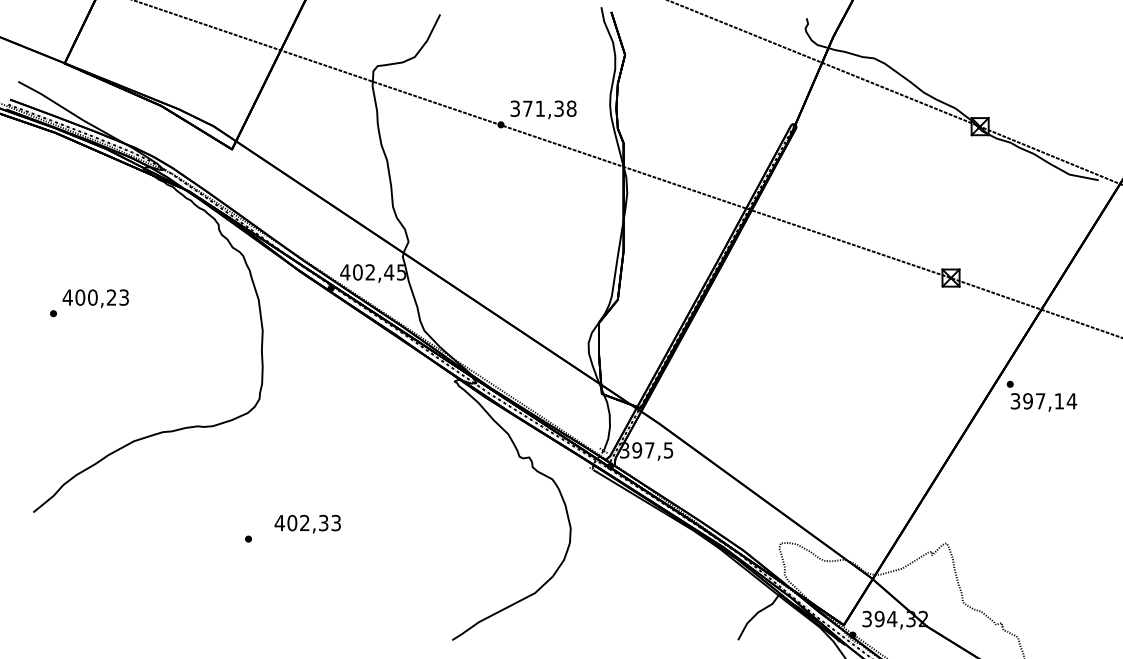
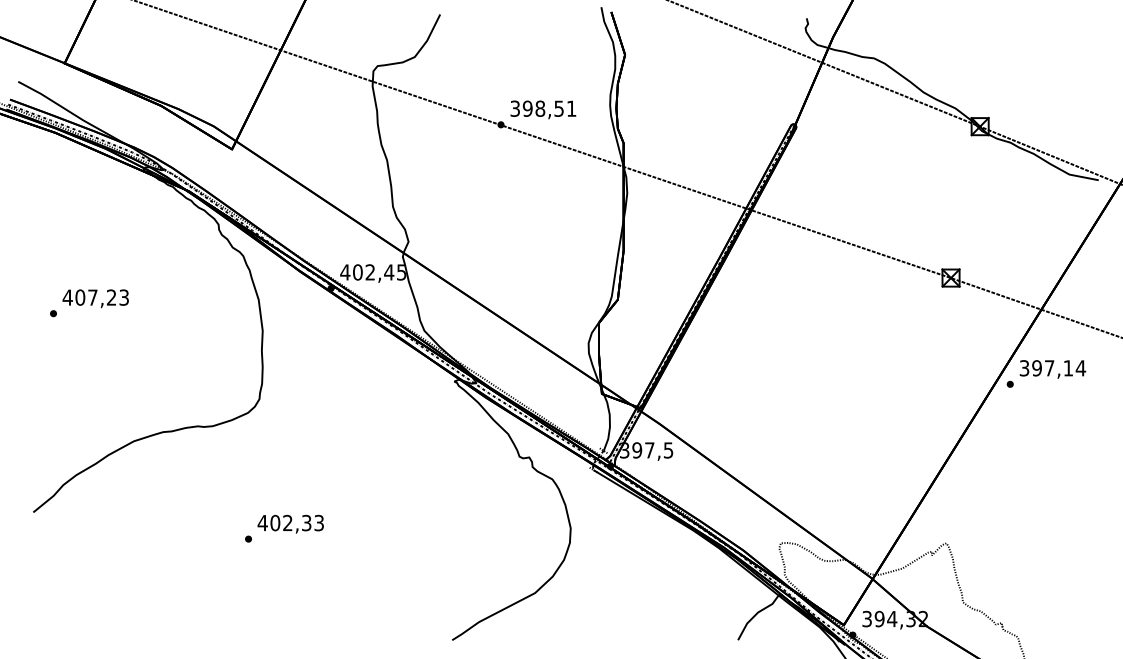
text: 371,38 -> 398,51 (549, 108)
text: 400,23 -> 407,23 (92, 297)
text position: (1043, 402) -> (1052, 369) (1052, 369)
text position: (307, 523) -> (290, 523) (290, 523)
